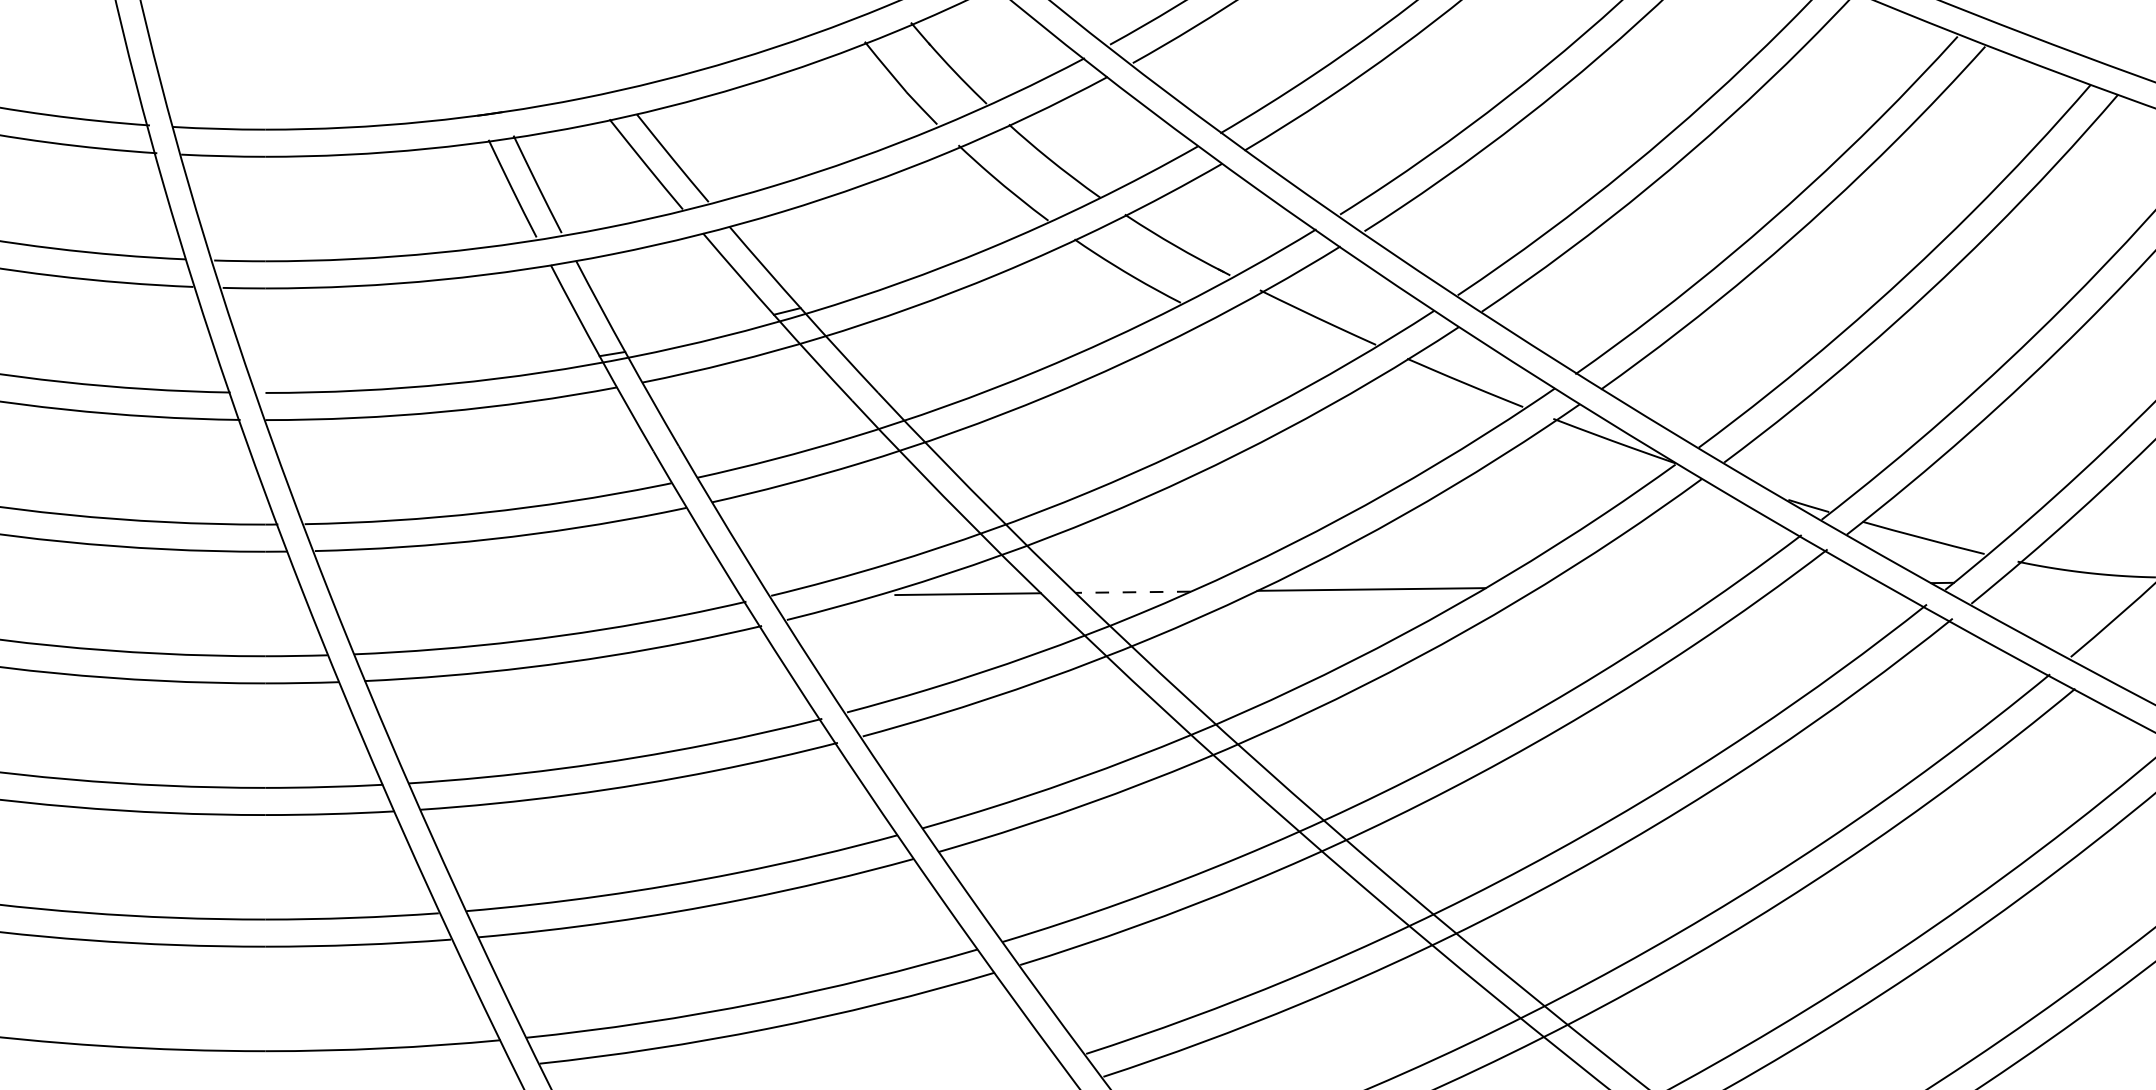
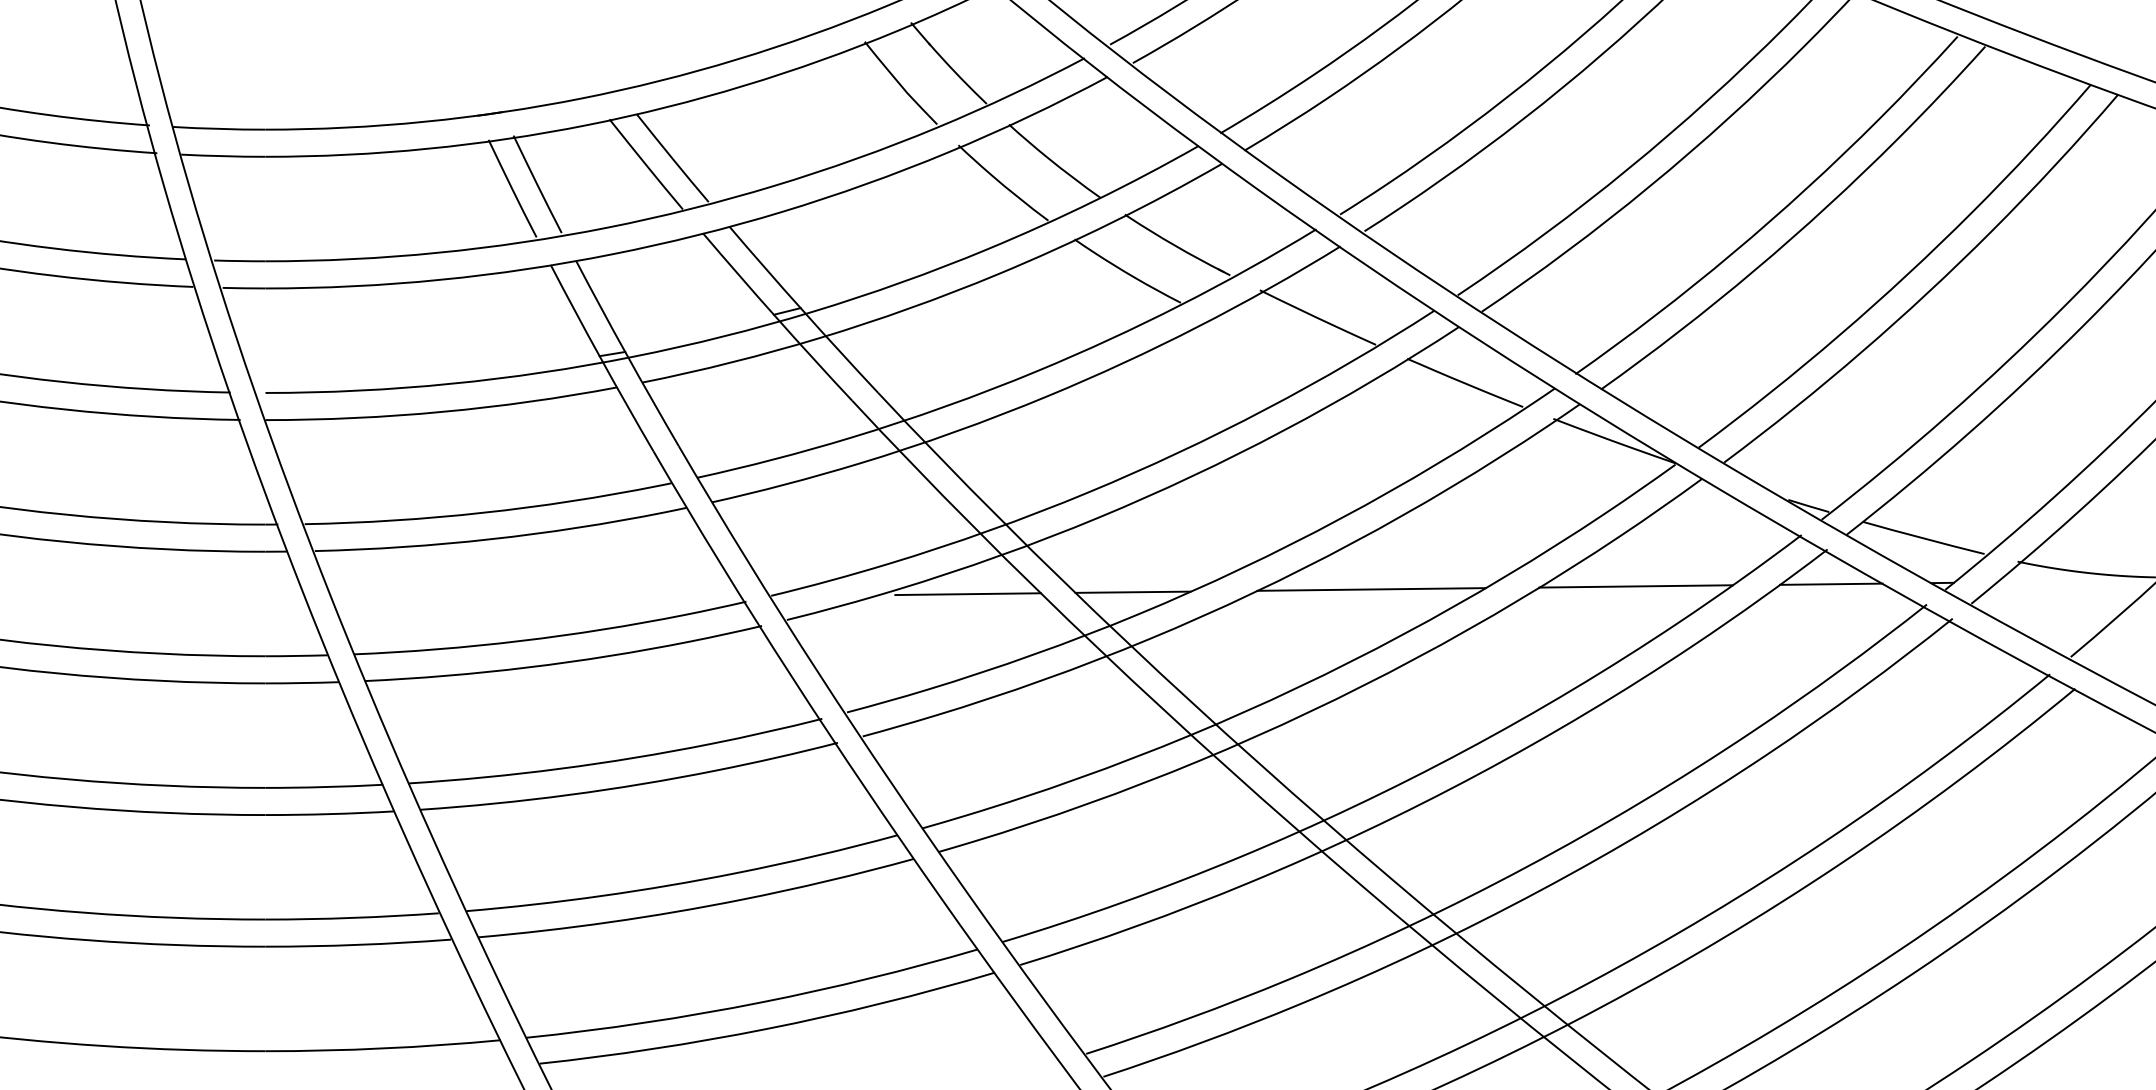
line: none -> present (1830, 583)
line: none -> present (1636, 586)
line: dashed -> solid (1132, 592)
